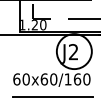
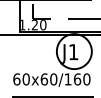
text: J2 -> J1 (73, 52)
